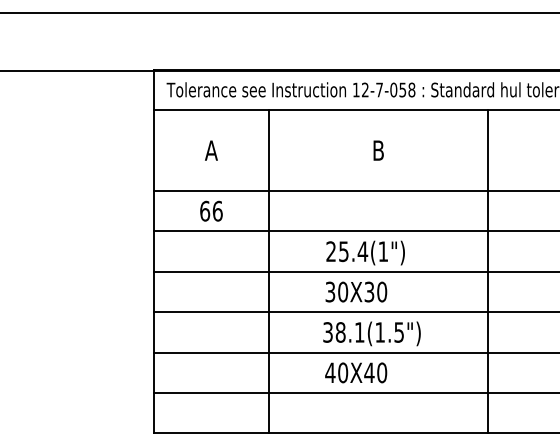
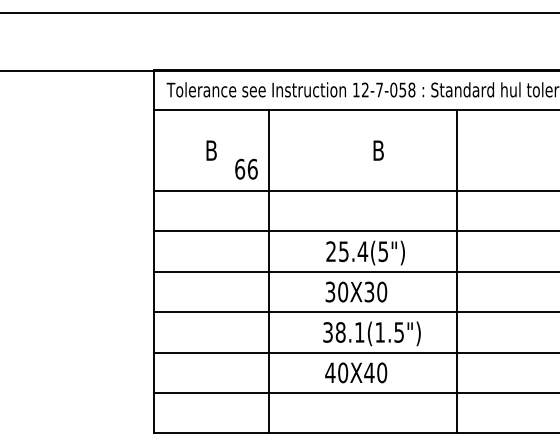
text: A -> B (211, 150)
text position: (211, 210) -> (246, 168) (246, 168)
text: 25.4(1") -> 25.4(5") (382, 251)
line position: (488, 271) -> (457, 271) (457, 271)
